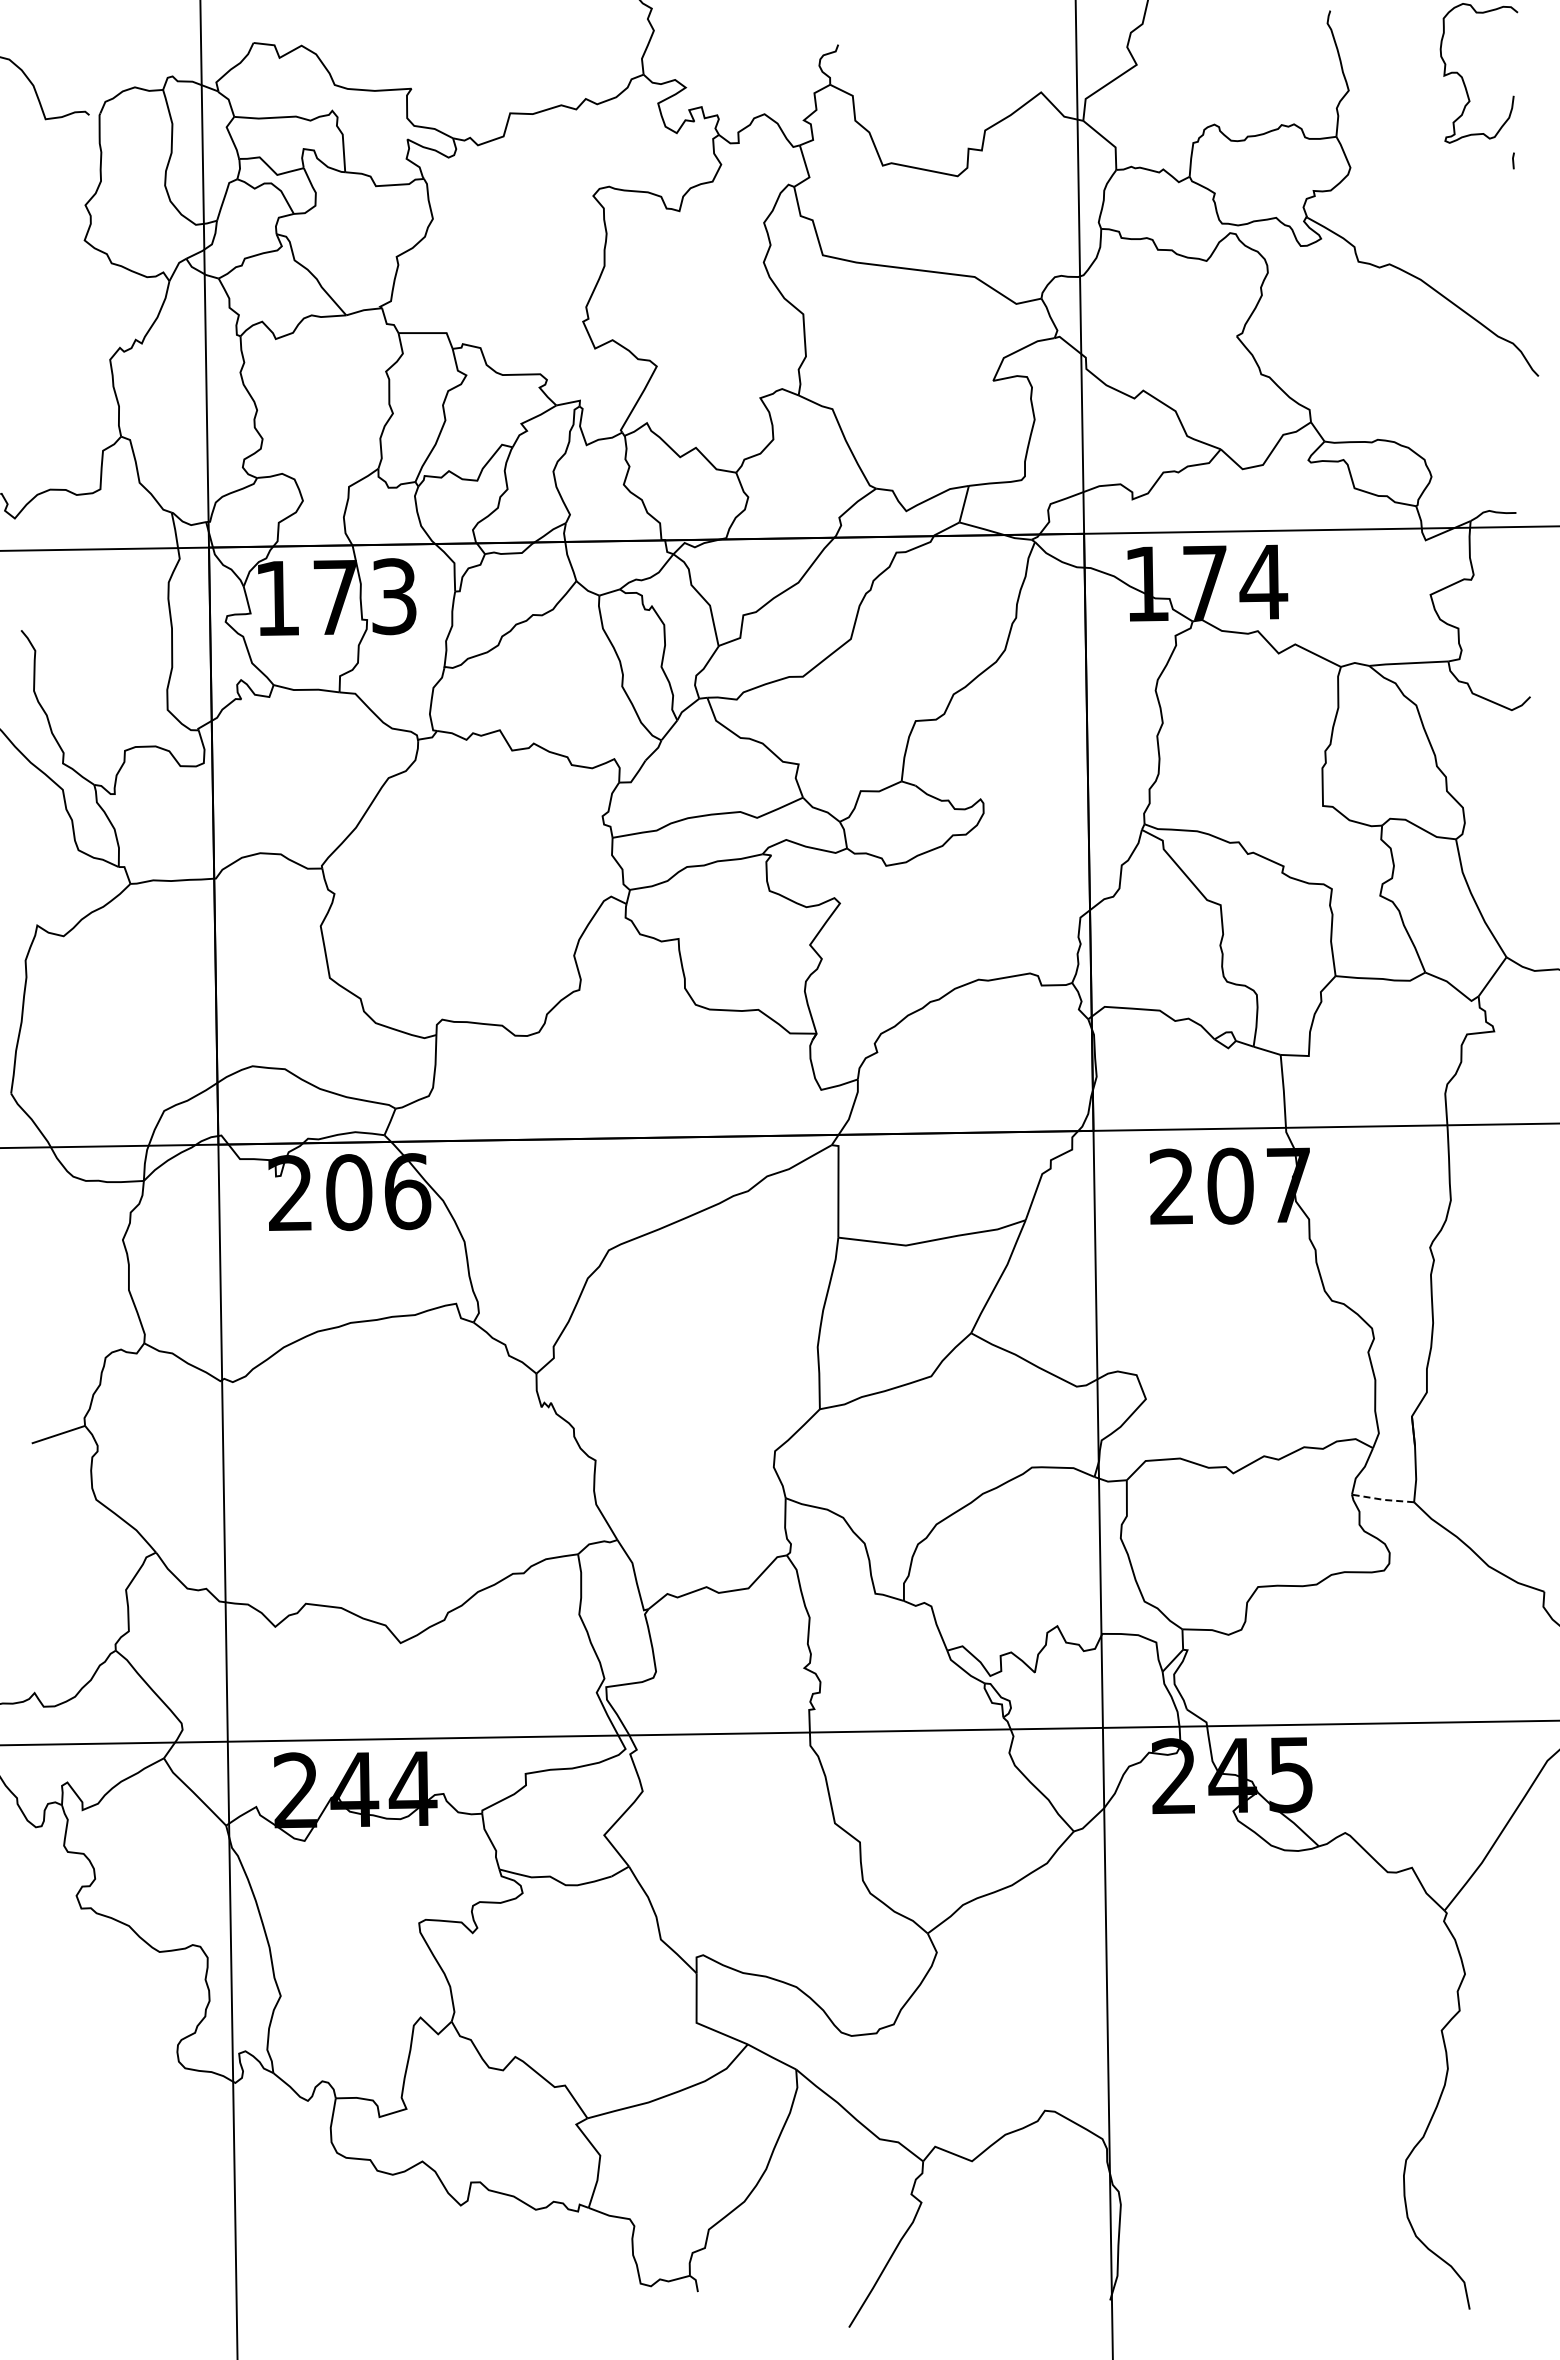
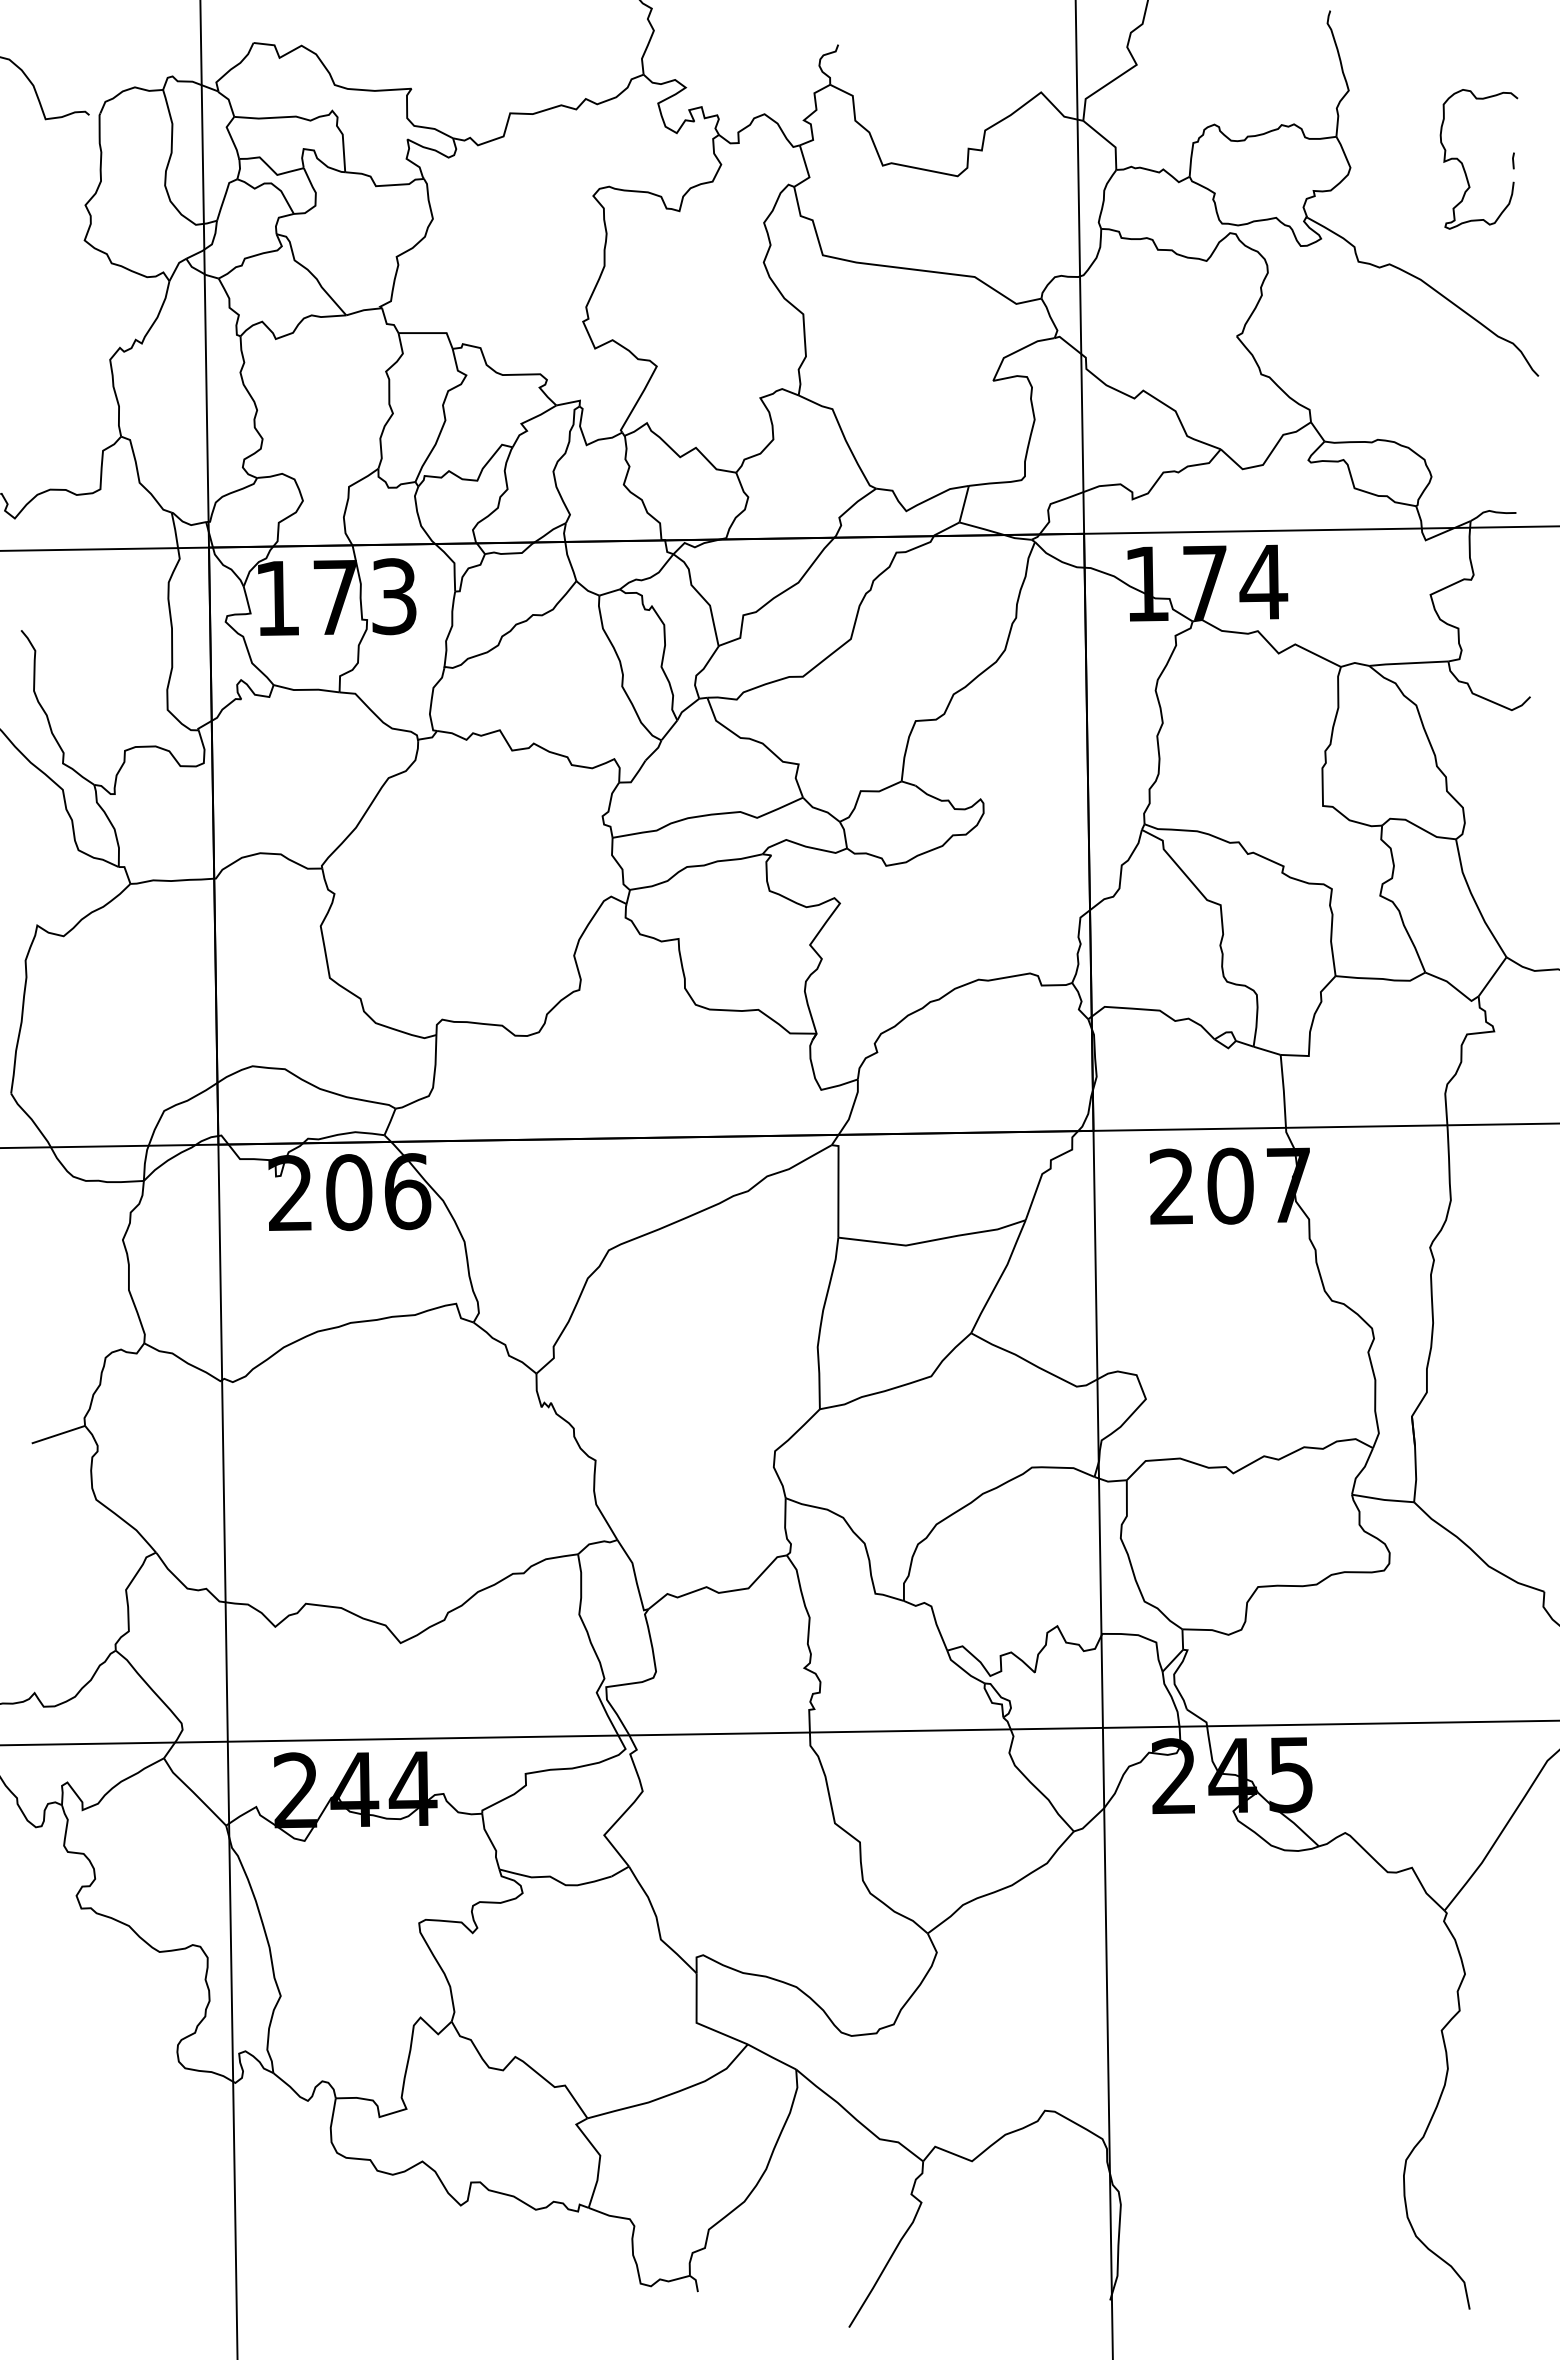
curve position: (1463, 78) -> (1463, 164) (1463, 164)
line: dashed -> solid (1383, 1499)
